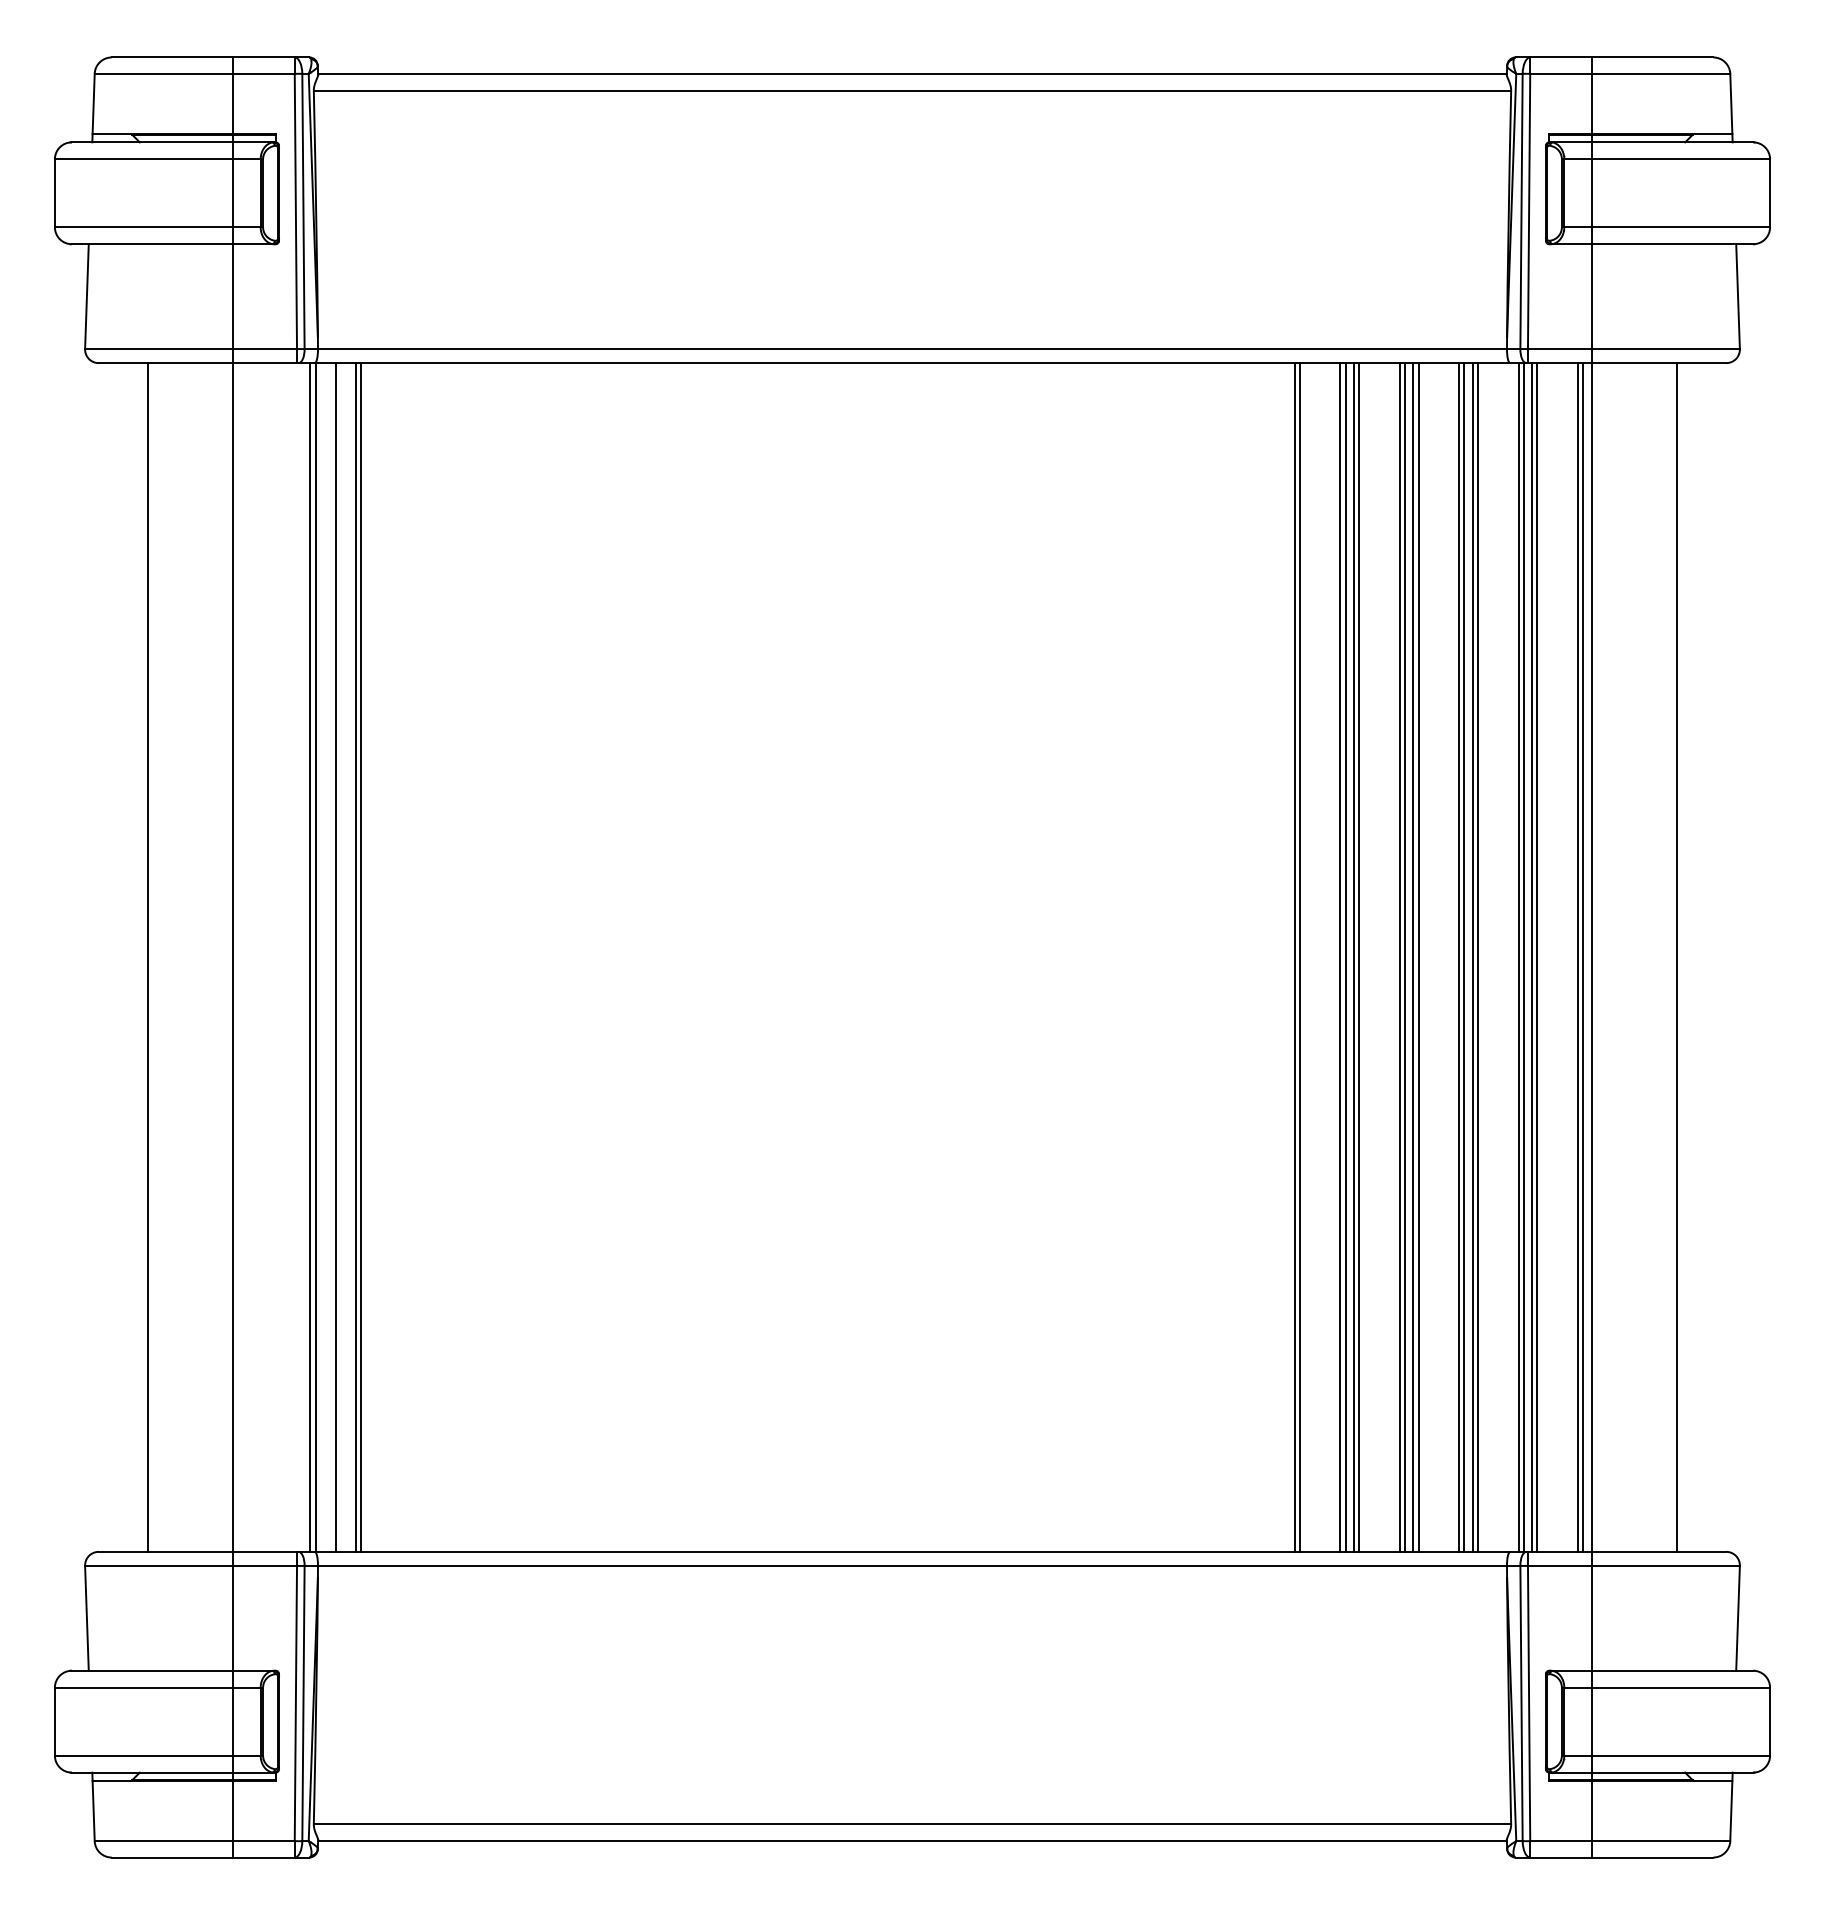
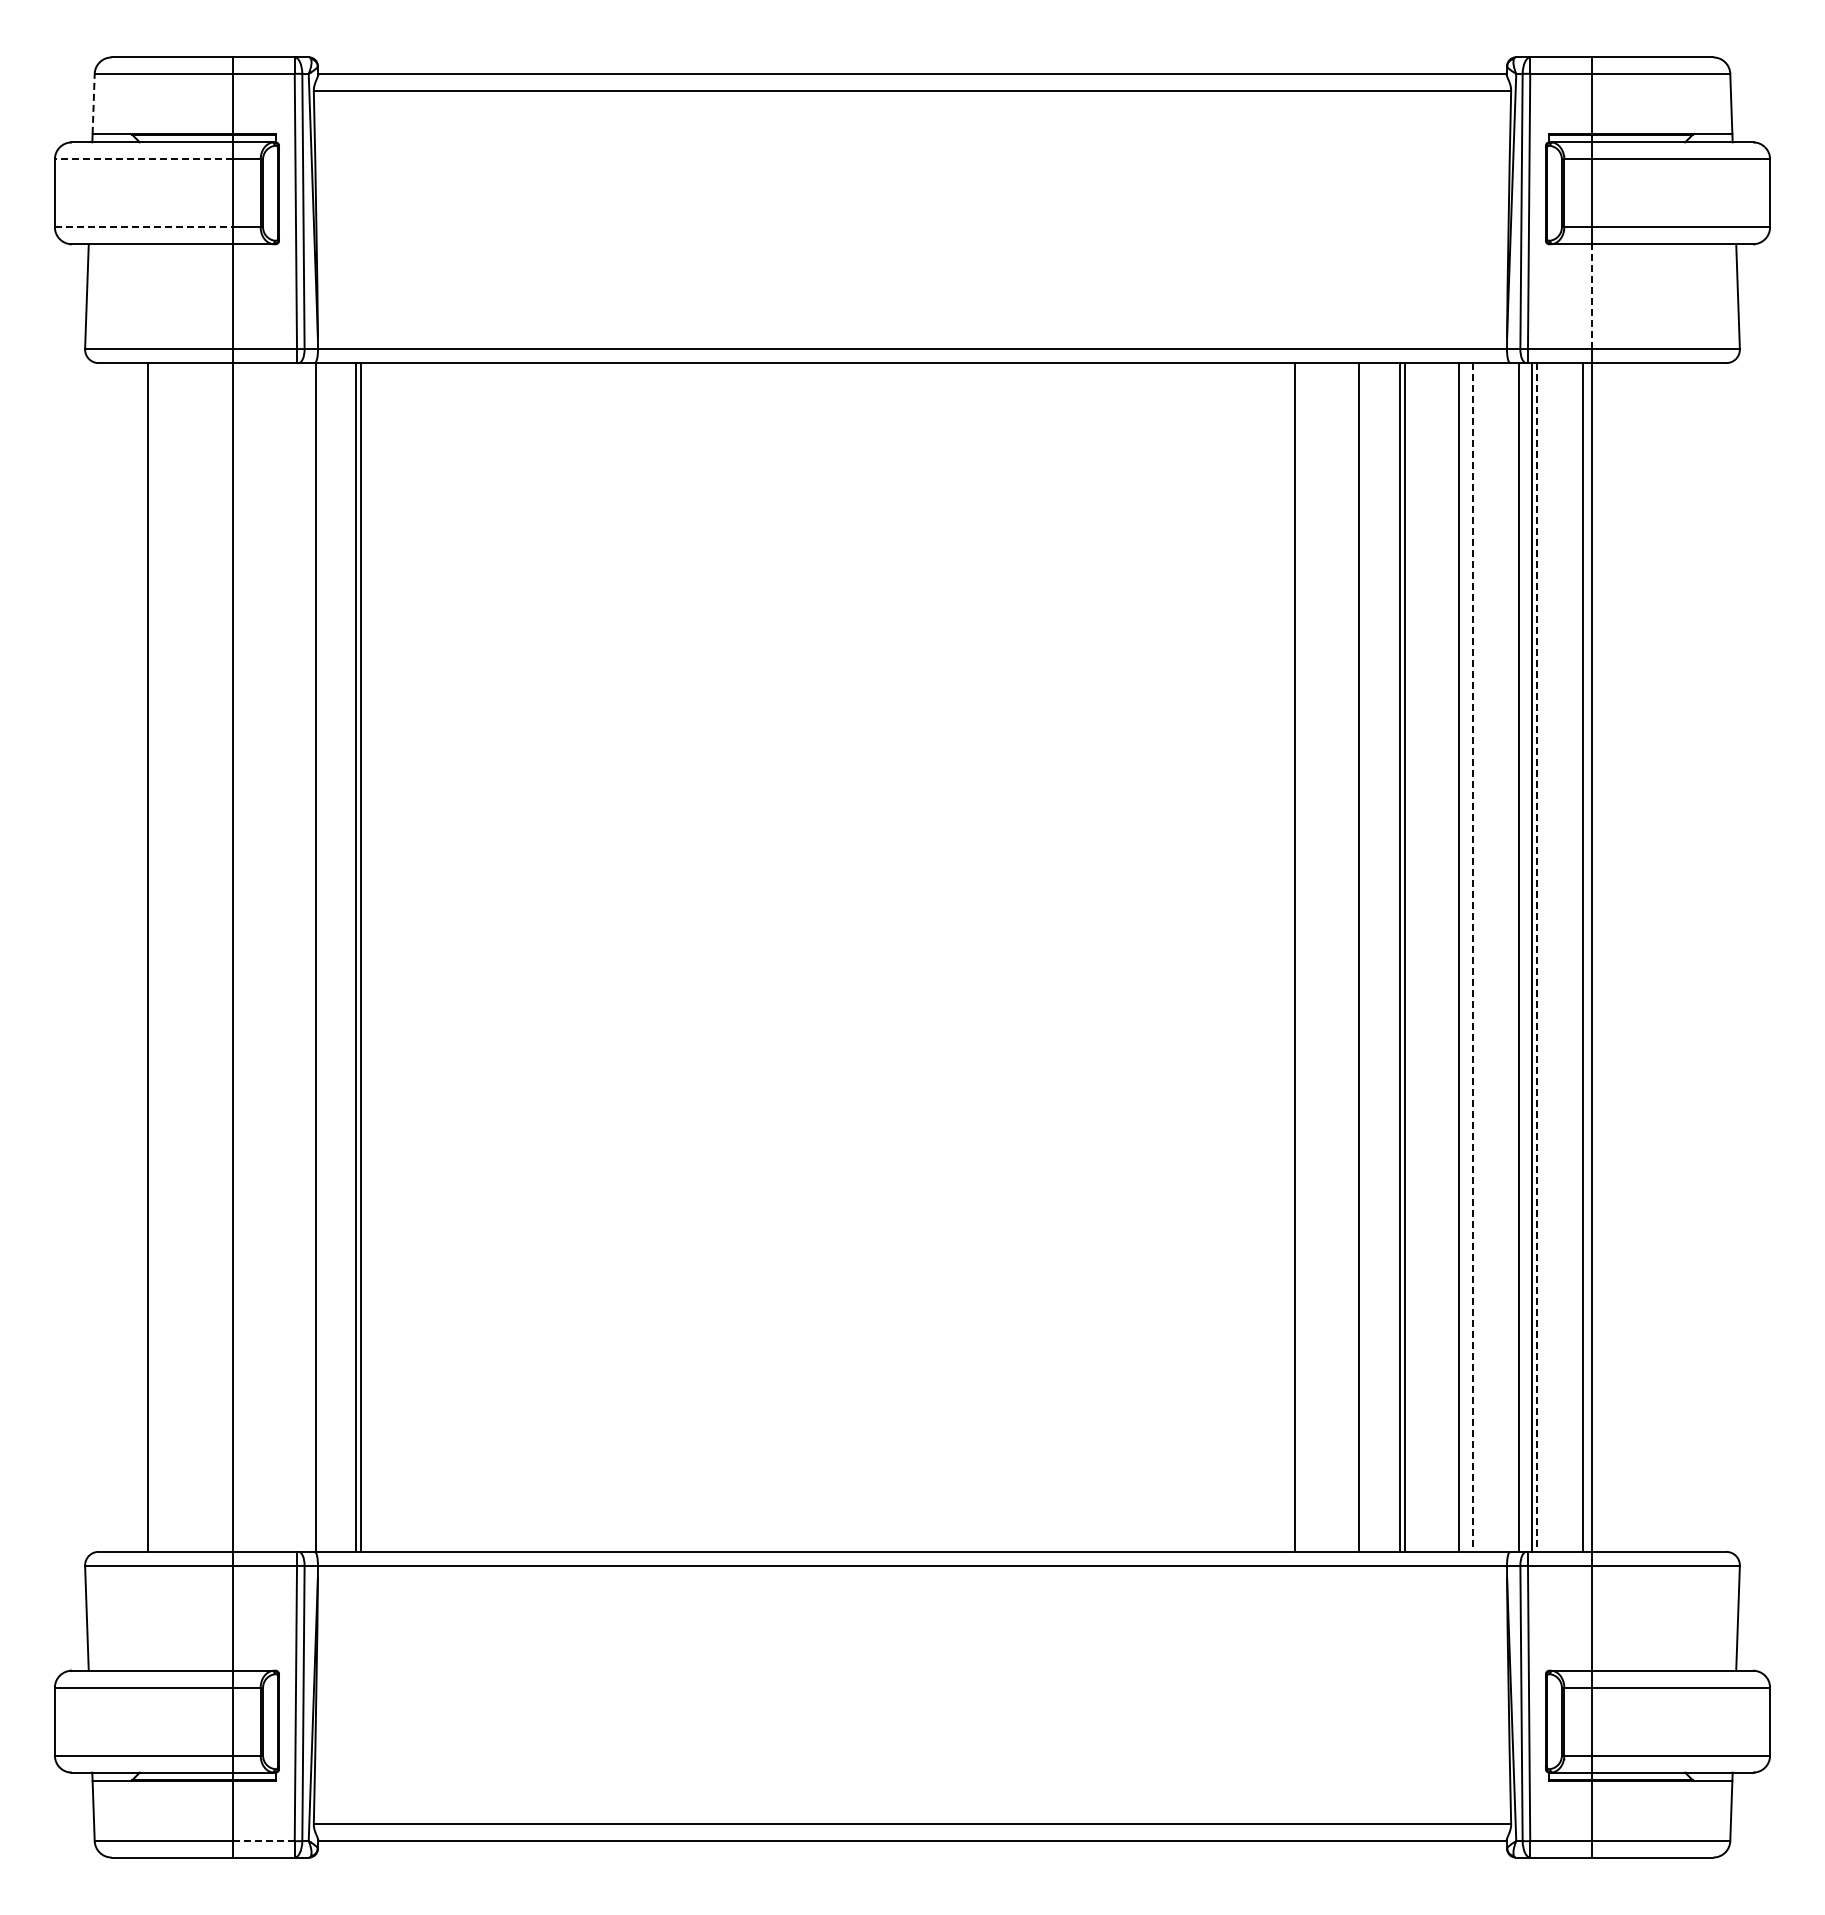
line: solid -> dashed (93, 103)
line: solid -> dashed (143, 159)
line: solid -> dashed (144, 227)
line: solid -> dashed (1591, 296)
line: present -> none (310, 957)
line: present -> none (335, 957)
line: present -> none (1299, 957)
line: present -> none (1340, 957)
line: present -> none (1345, 957)
line: present -> none (1354, 957)
line: present -> none (1413, 957)
line: present -> none (1418, 957)
line: present -> none (1464, 957)
line: solid -> dashed (1472, 957)
line: present -> none (1478, 957)
line: present -> none (1523, 957)
line: solid -> dashed (1537, 957)
line: present -> none (1578, 957)
line: present -> none (1676, 957)
line: solid -> dashed (263, 1841)
